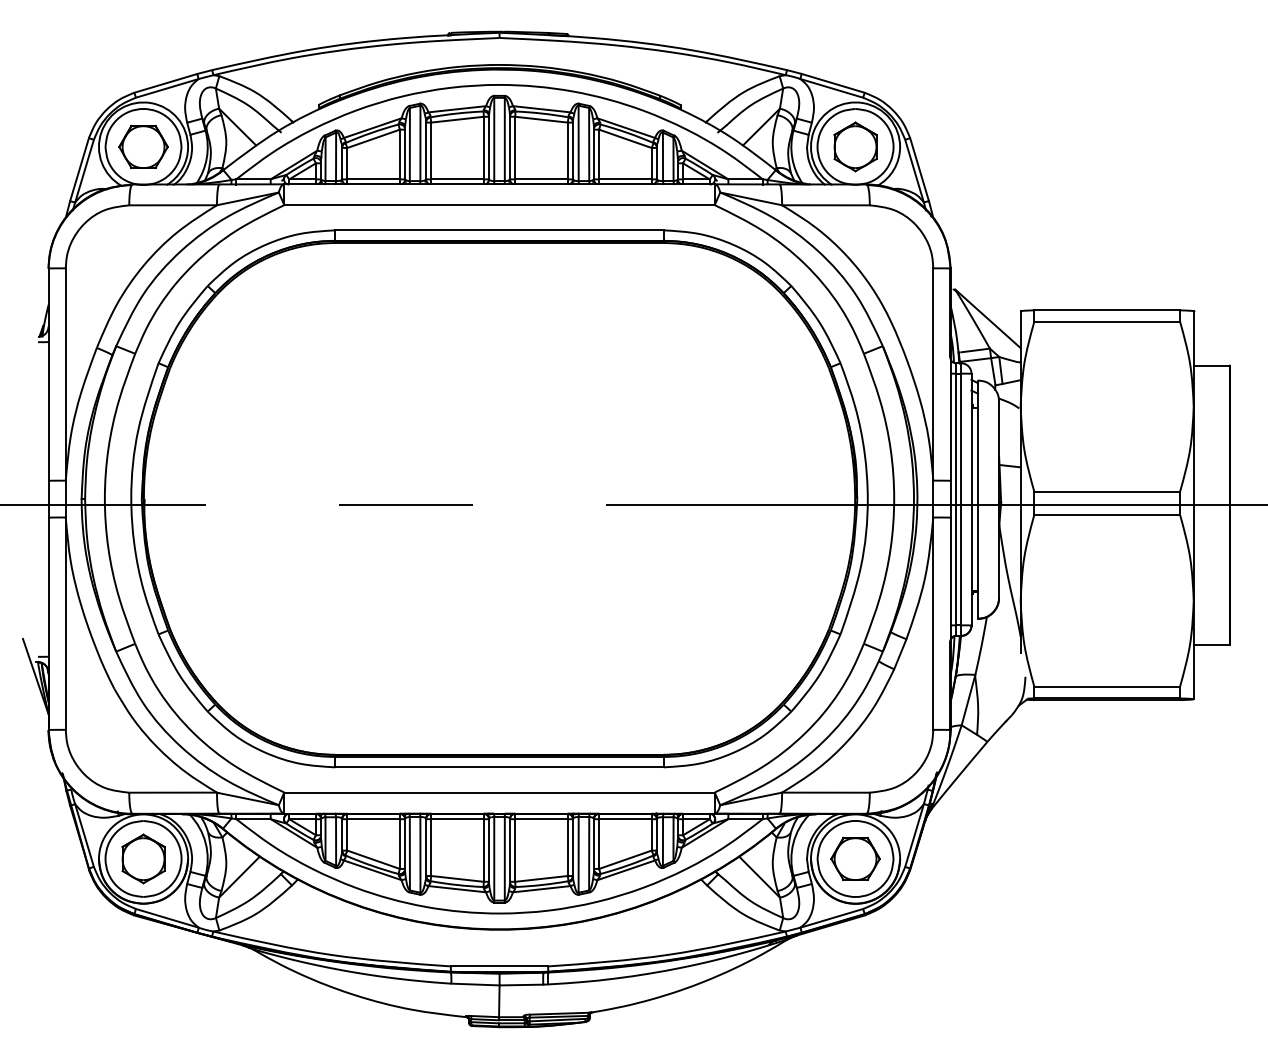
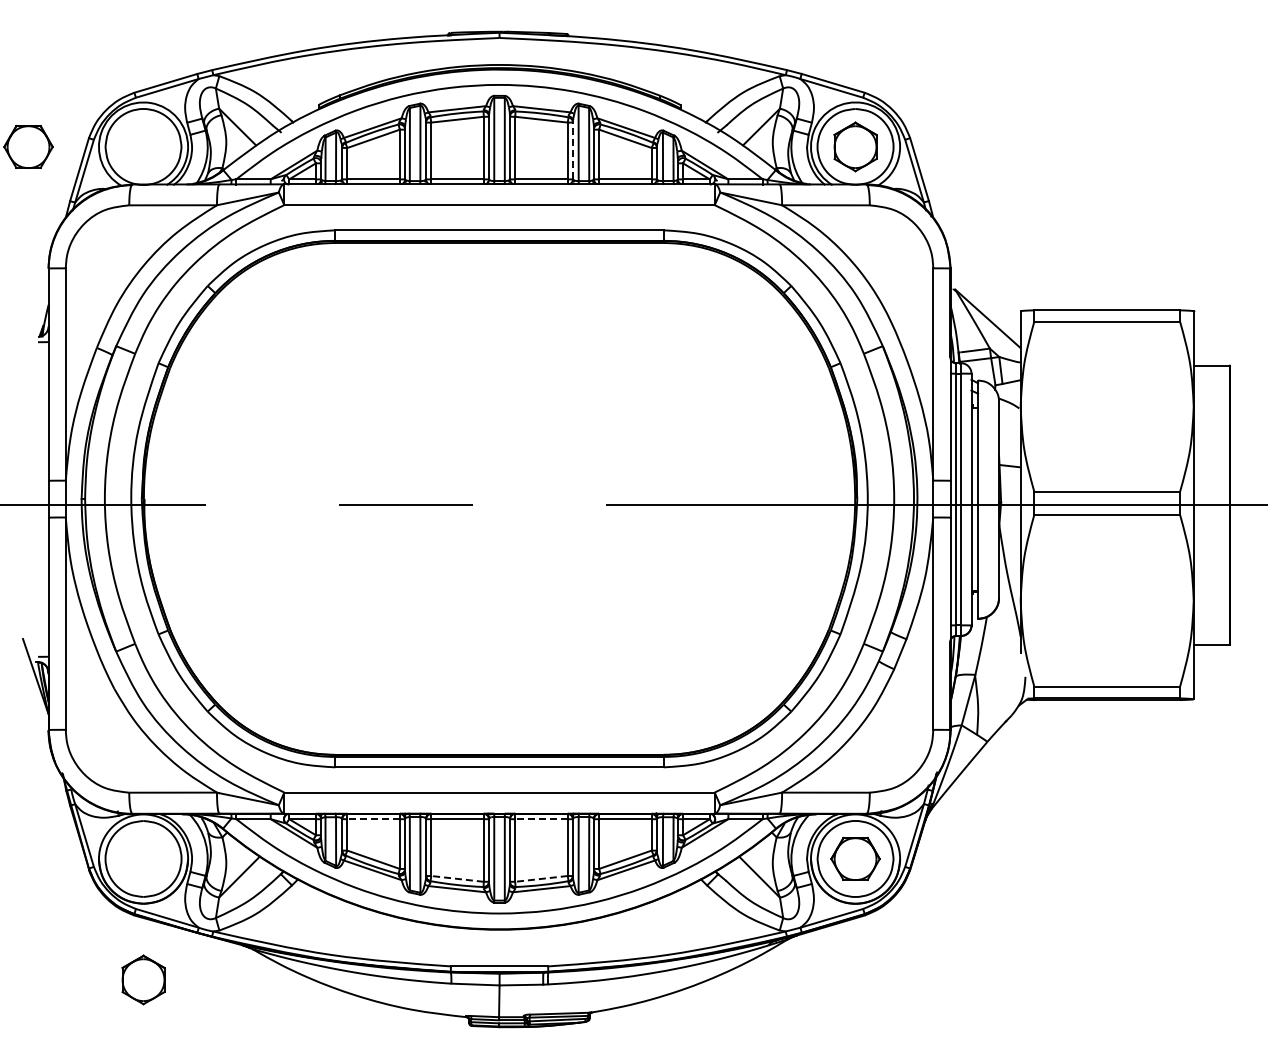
part position: (143, 146) -> (28, 146) (28, 146)
line: solid -> dashed (572, 149)
line: solid -> dashed (373, 819)
line: solid -> dashed (540, 819)
part position: (143, 858) -> (143, 979) (143, 979)
line: solid -> dashed (457, 878)
line: solid -> dashed (540, 878)
